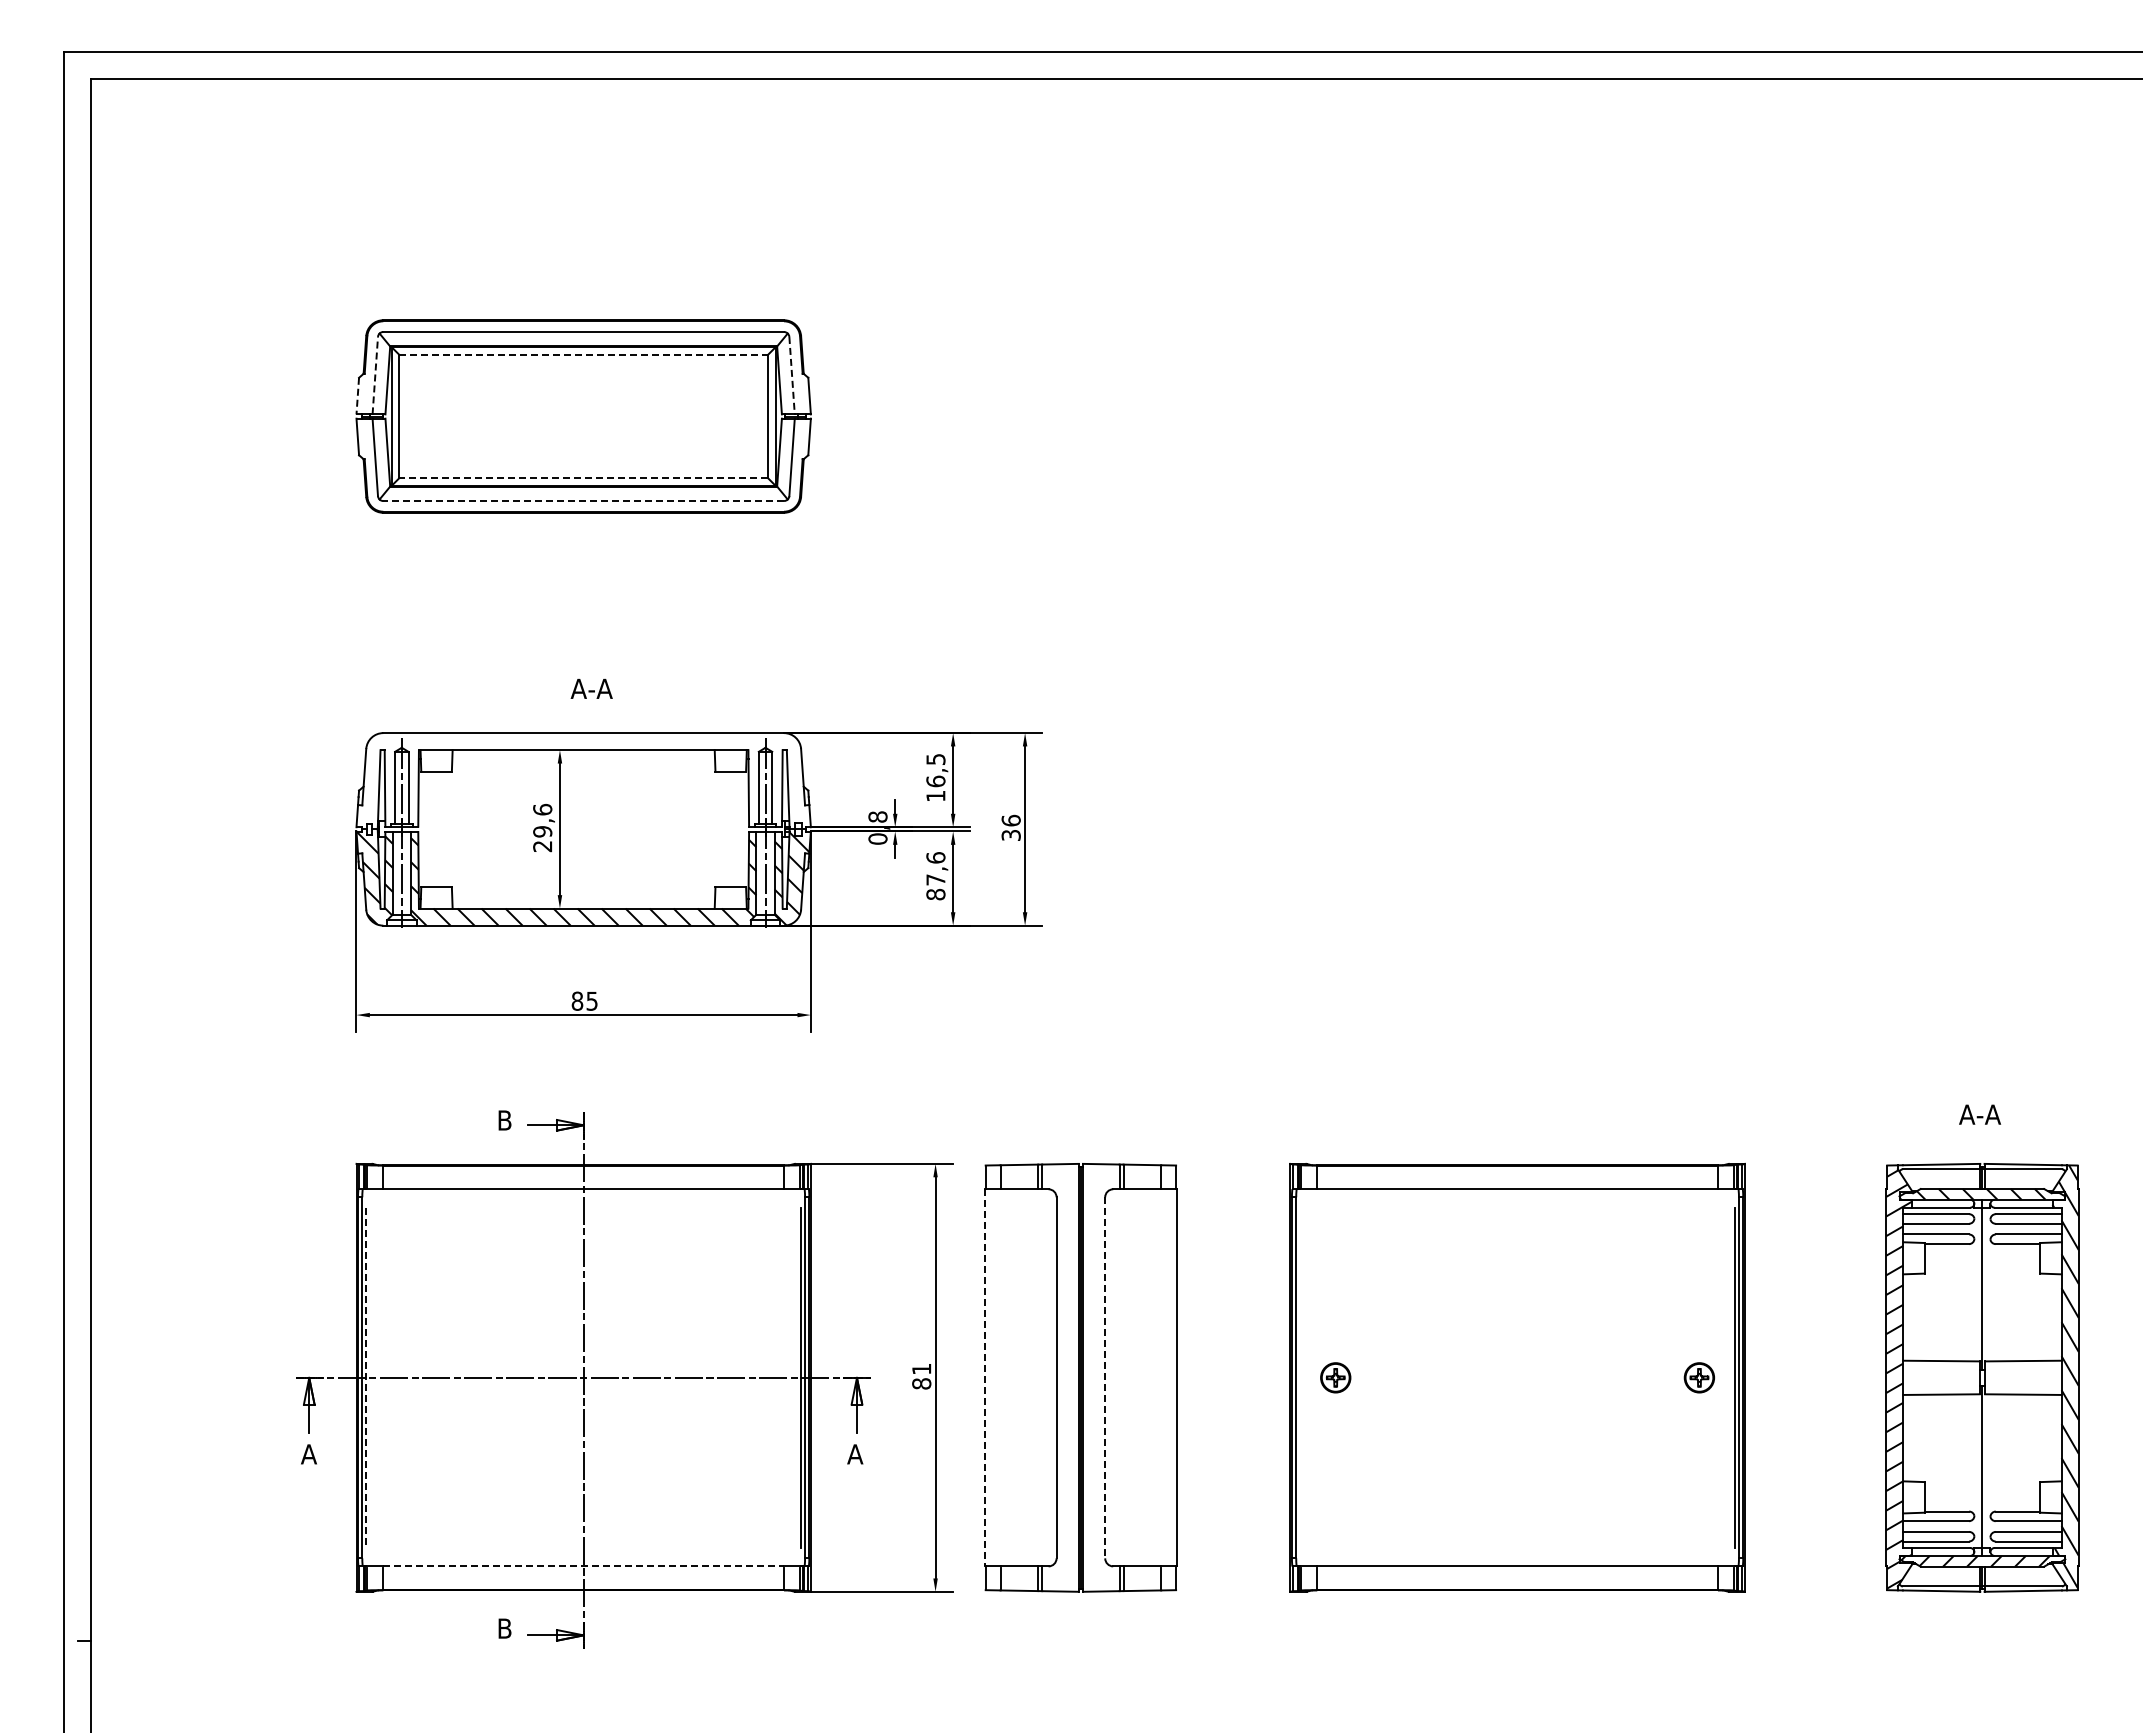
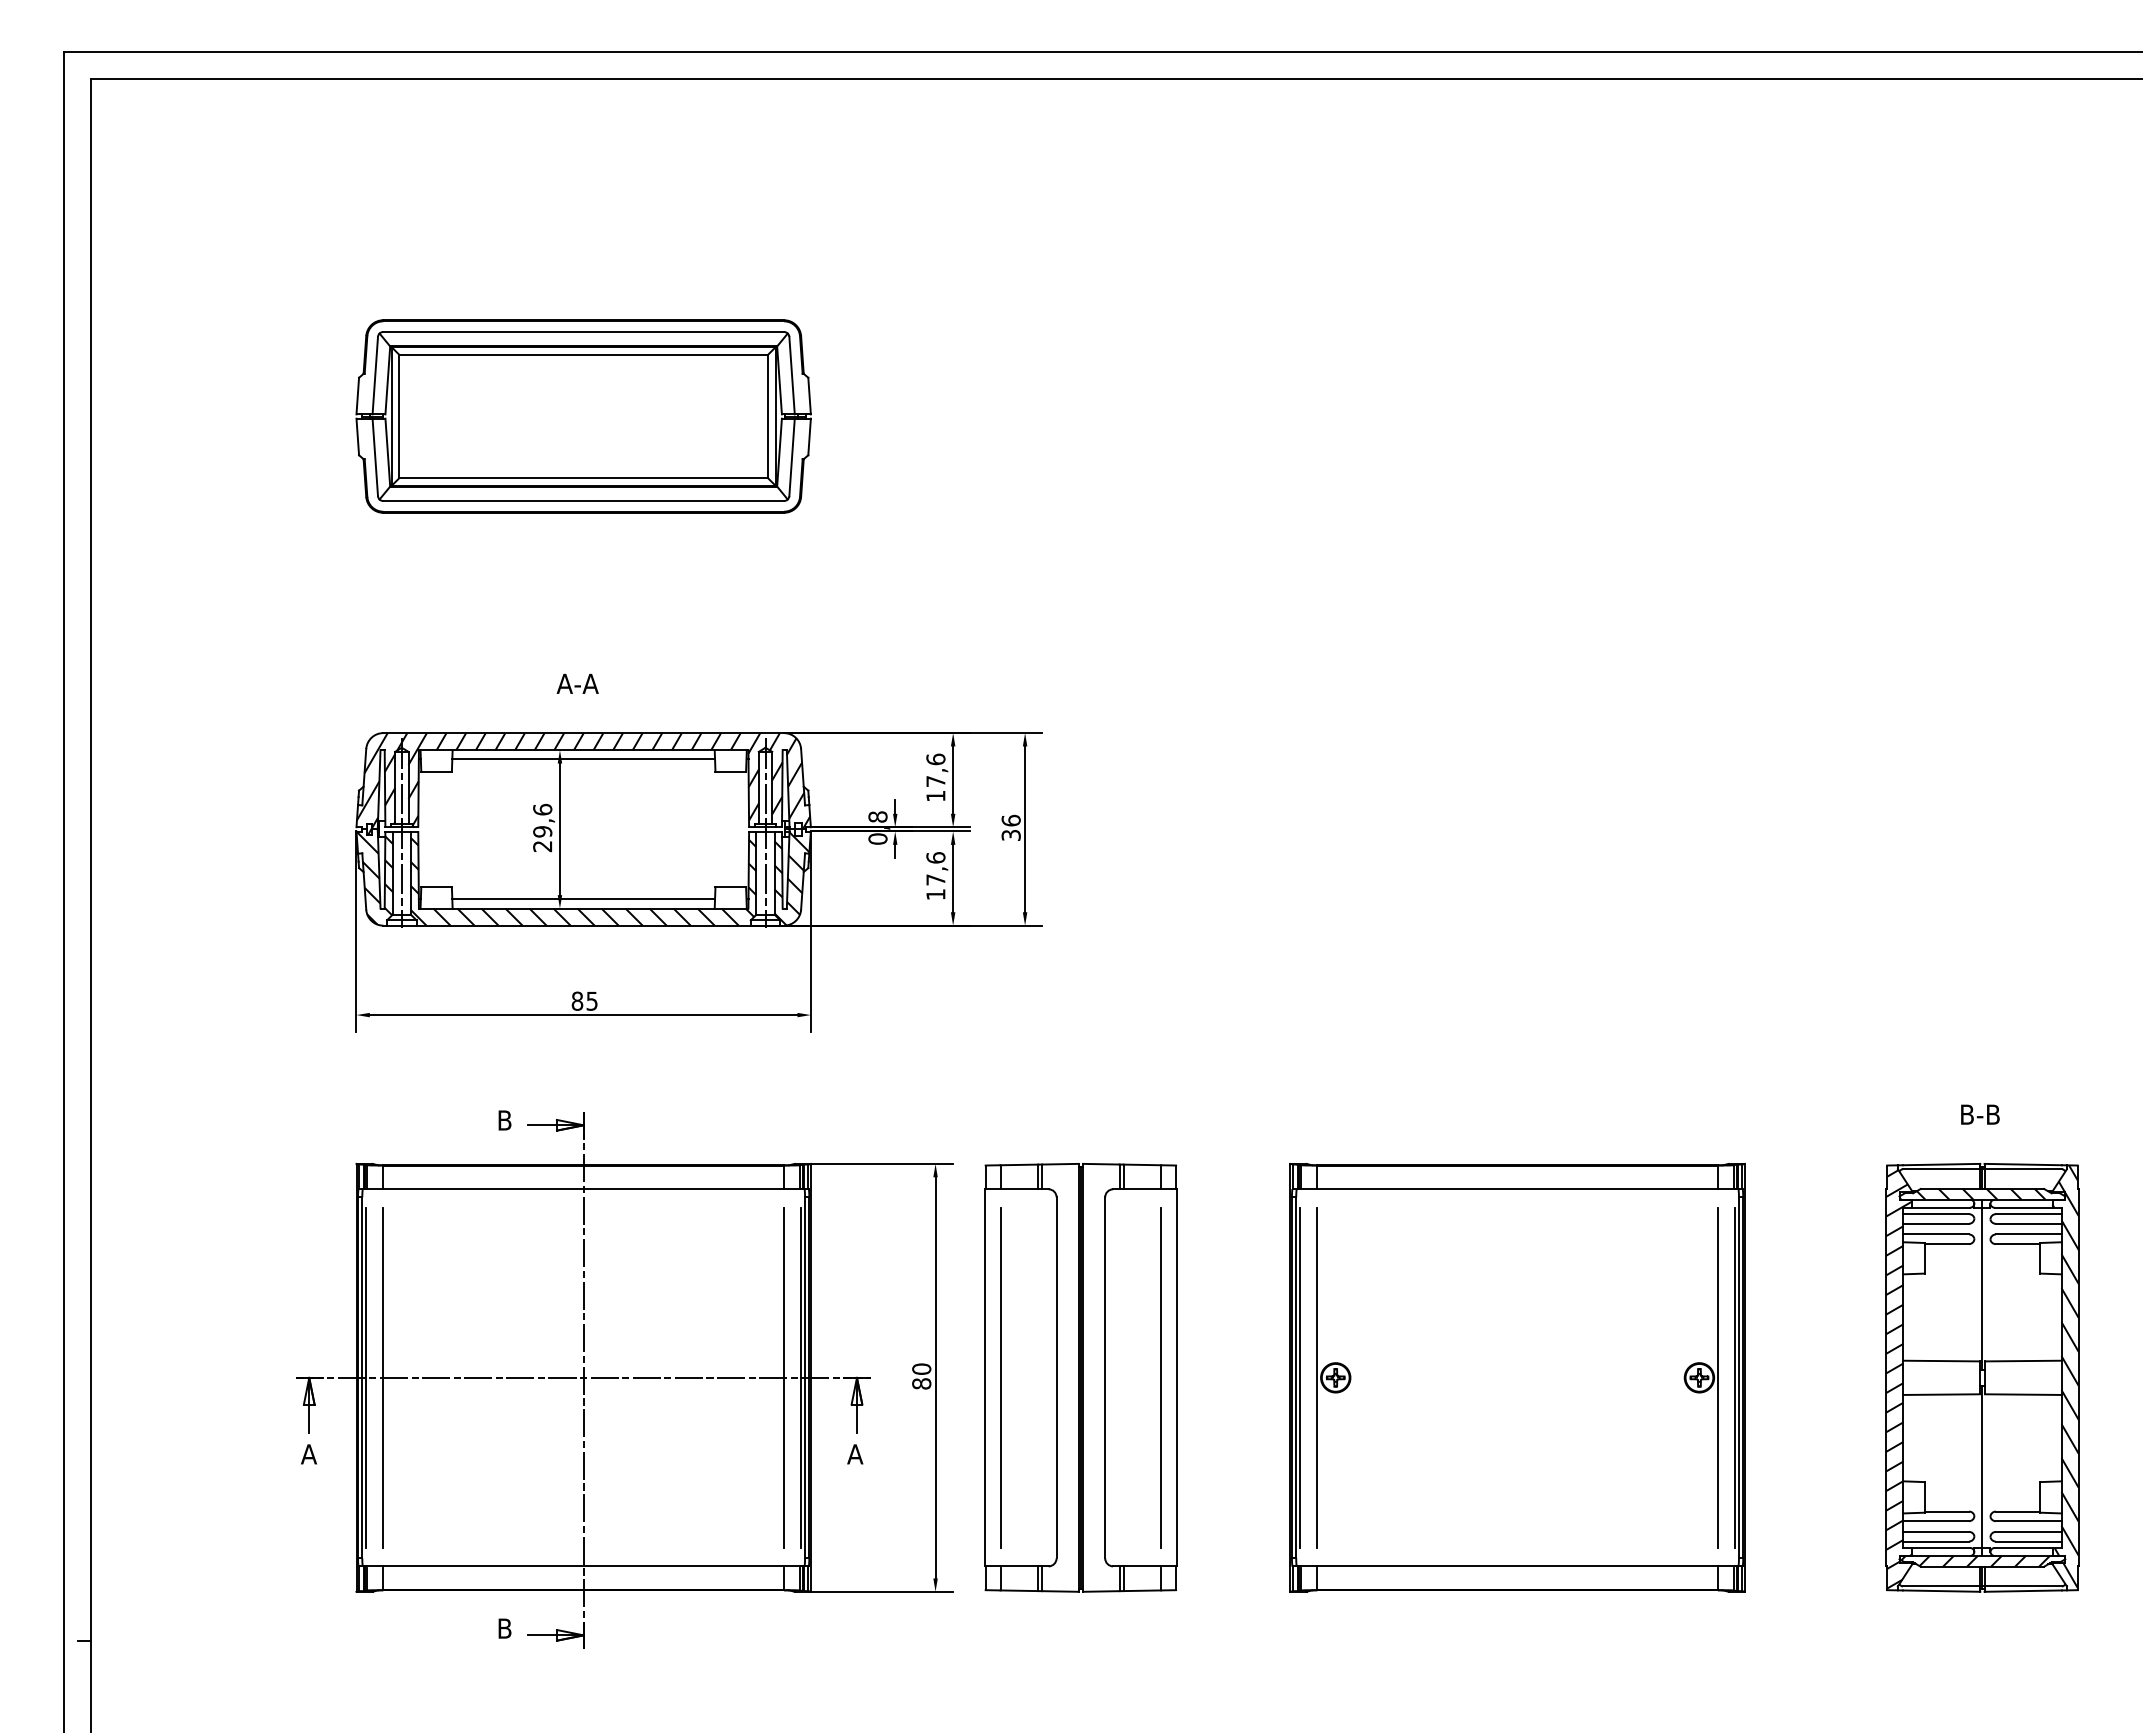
line: dashed -> solid (584, 354)
line: dashed -> solid (375, 375)
line: dashed -> solid (792, 375)
line: dashed -> solid (357, 396)
line: dashed -> solid (583, 478)
line: dashed -> solid (583, 501)
text position: (591, 688) -> (577, 683) (577, 683)
line: none -> present (583, 759)
text: 16,5 -> 17,6 (935, 770)
hatch: none -> present (583, 783)
text: 87,6 -> 17,6 (935, 894)
line: none -> present (583, 899)
text: A-A -> B-B (1980, 1114)
text: 81 -> 80 (921, 1368)
line: dashed -> solid (366, 1377)
line: none -> present (383, 1377)
line: none -> present (784, 1377)
line: dashed -> solid (984, 1377)
line: none -> present (1000, 1377)
line: dashed -> solid (1105, 1377)
line: none -> present (1161, 1377)
line: none -> present (1300, 1377)
line: none -> present (1317, 1377)
line: none -> present (1717, 1377)
line: dashed -> solid (584, 1566)
